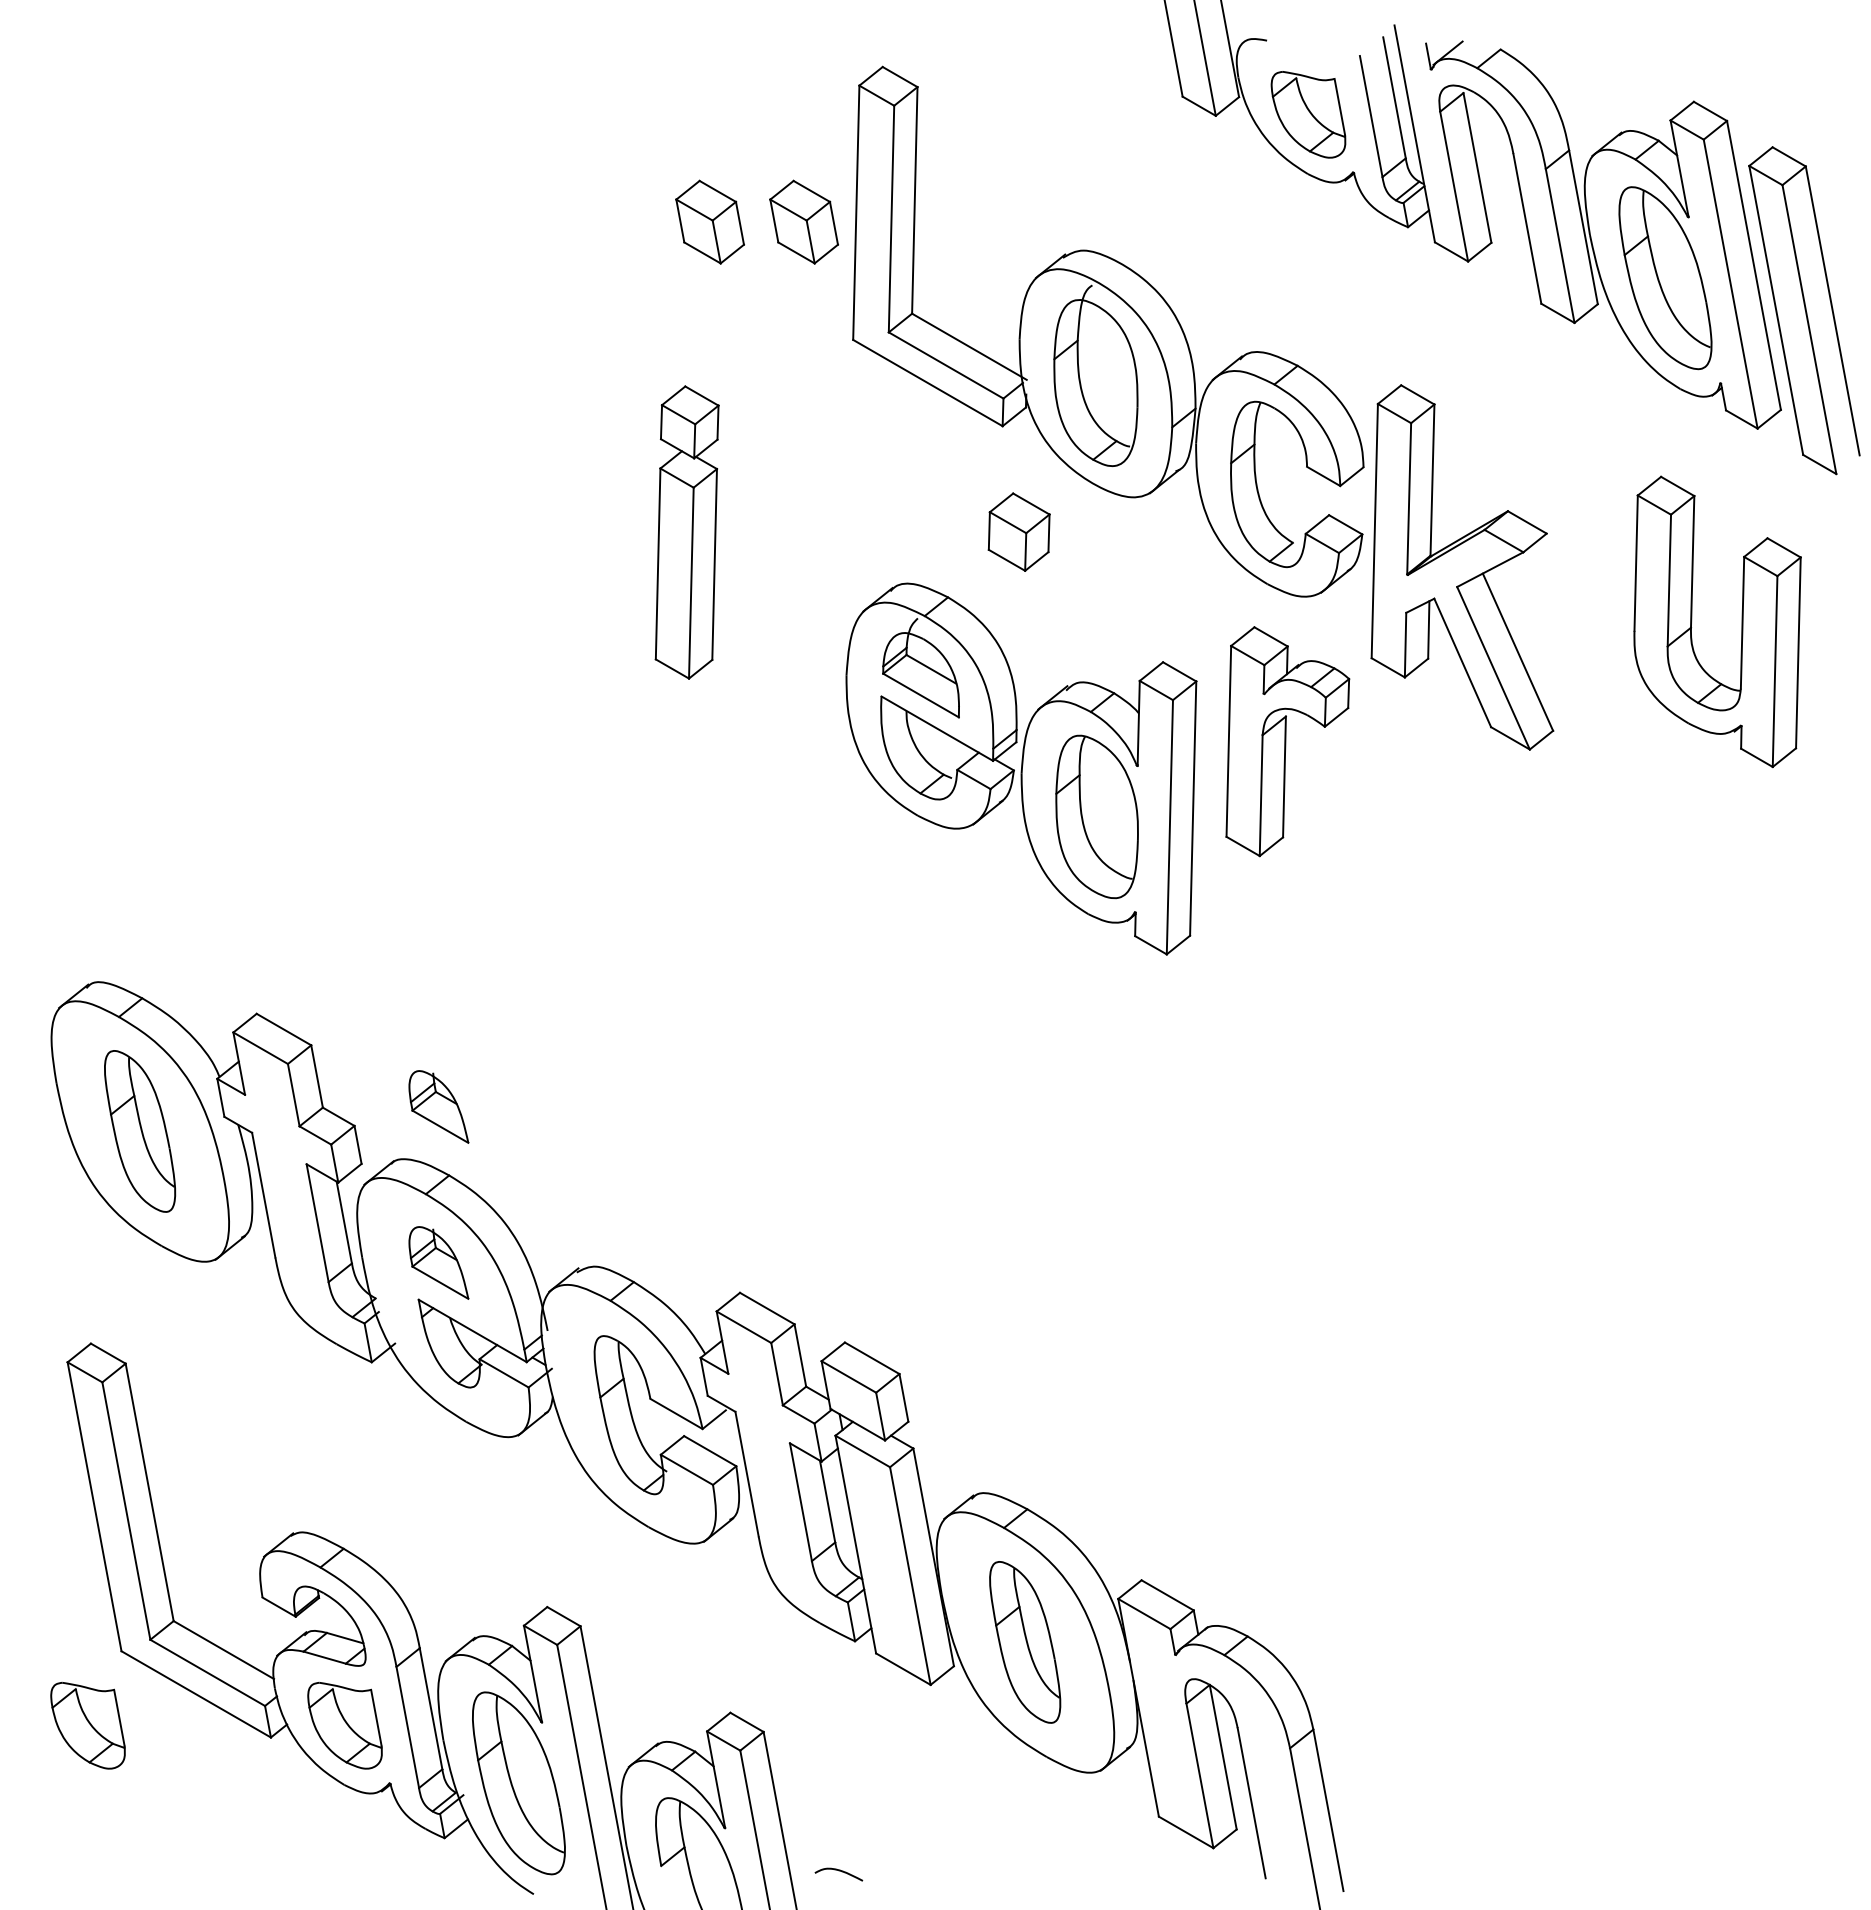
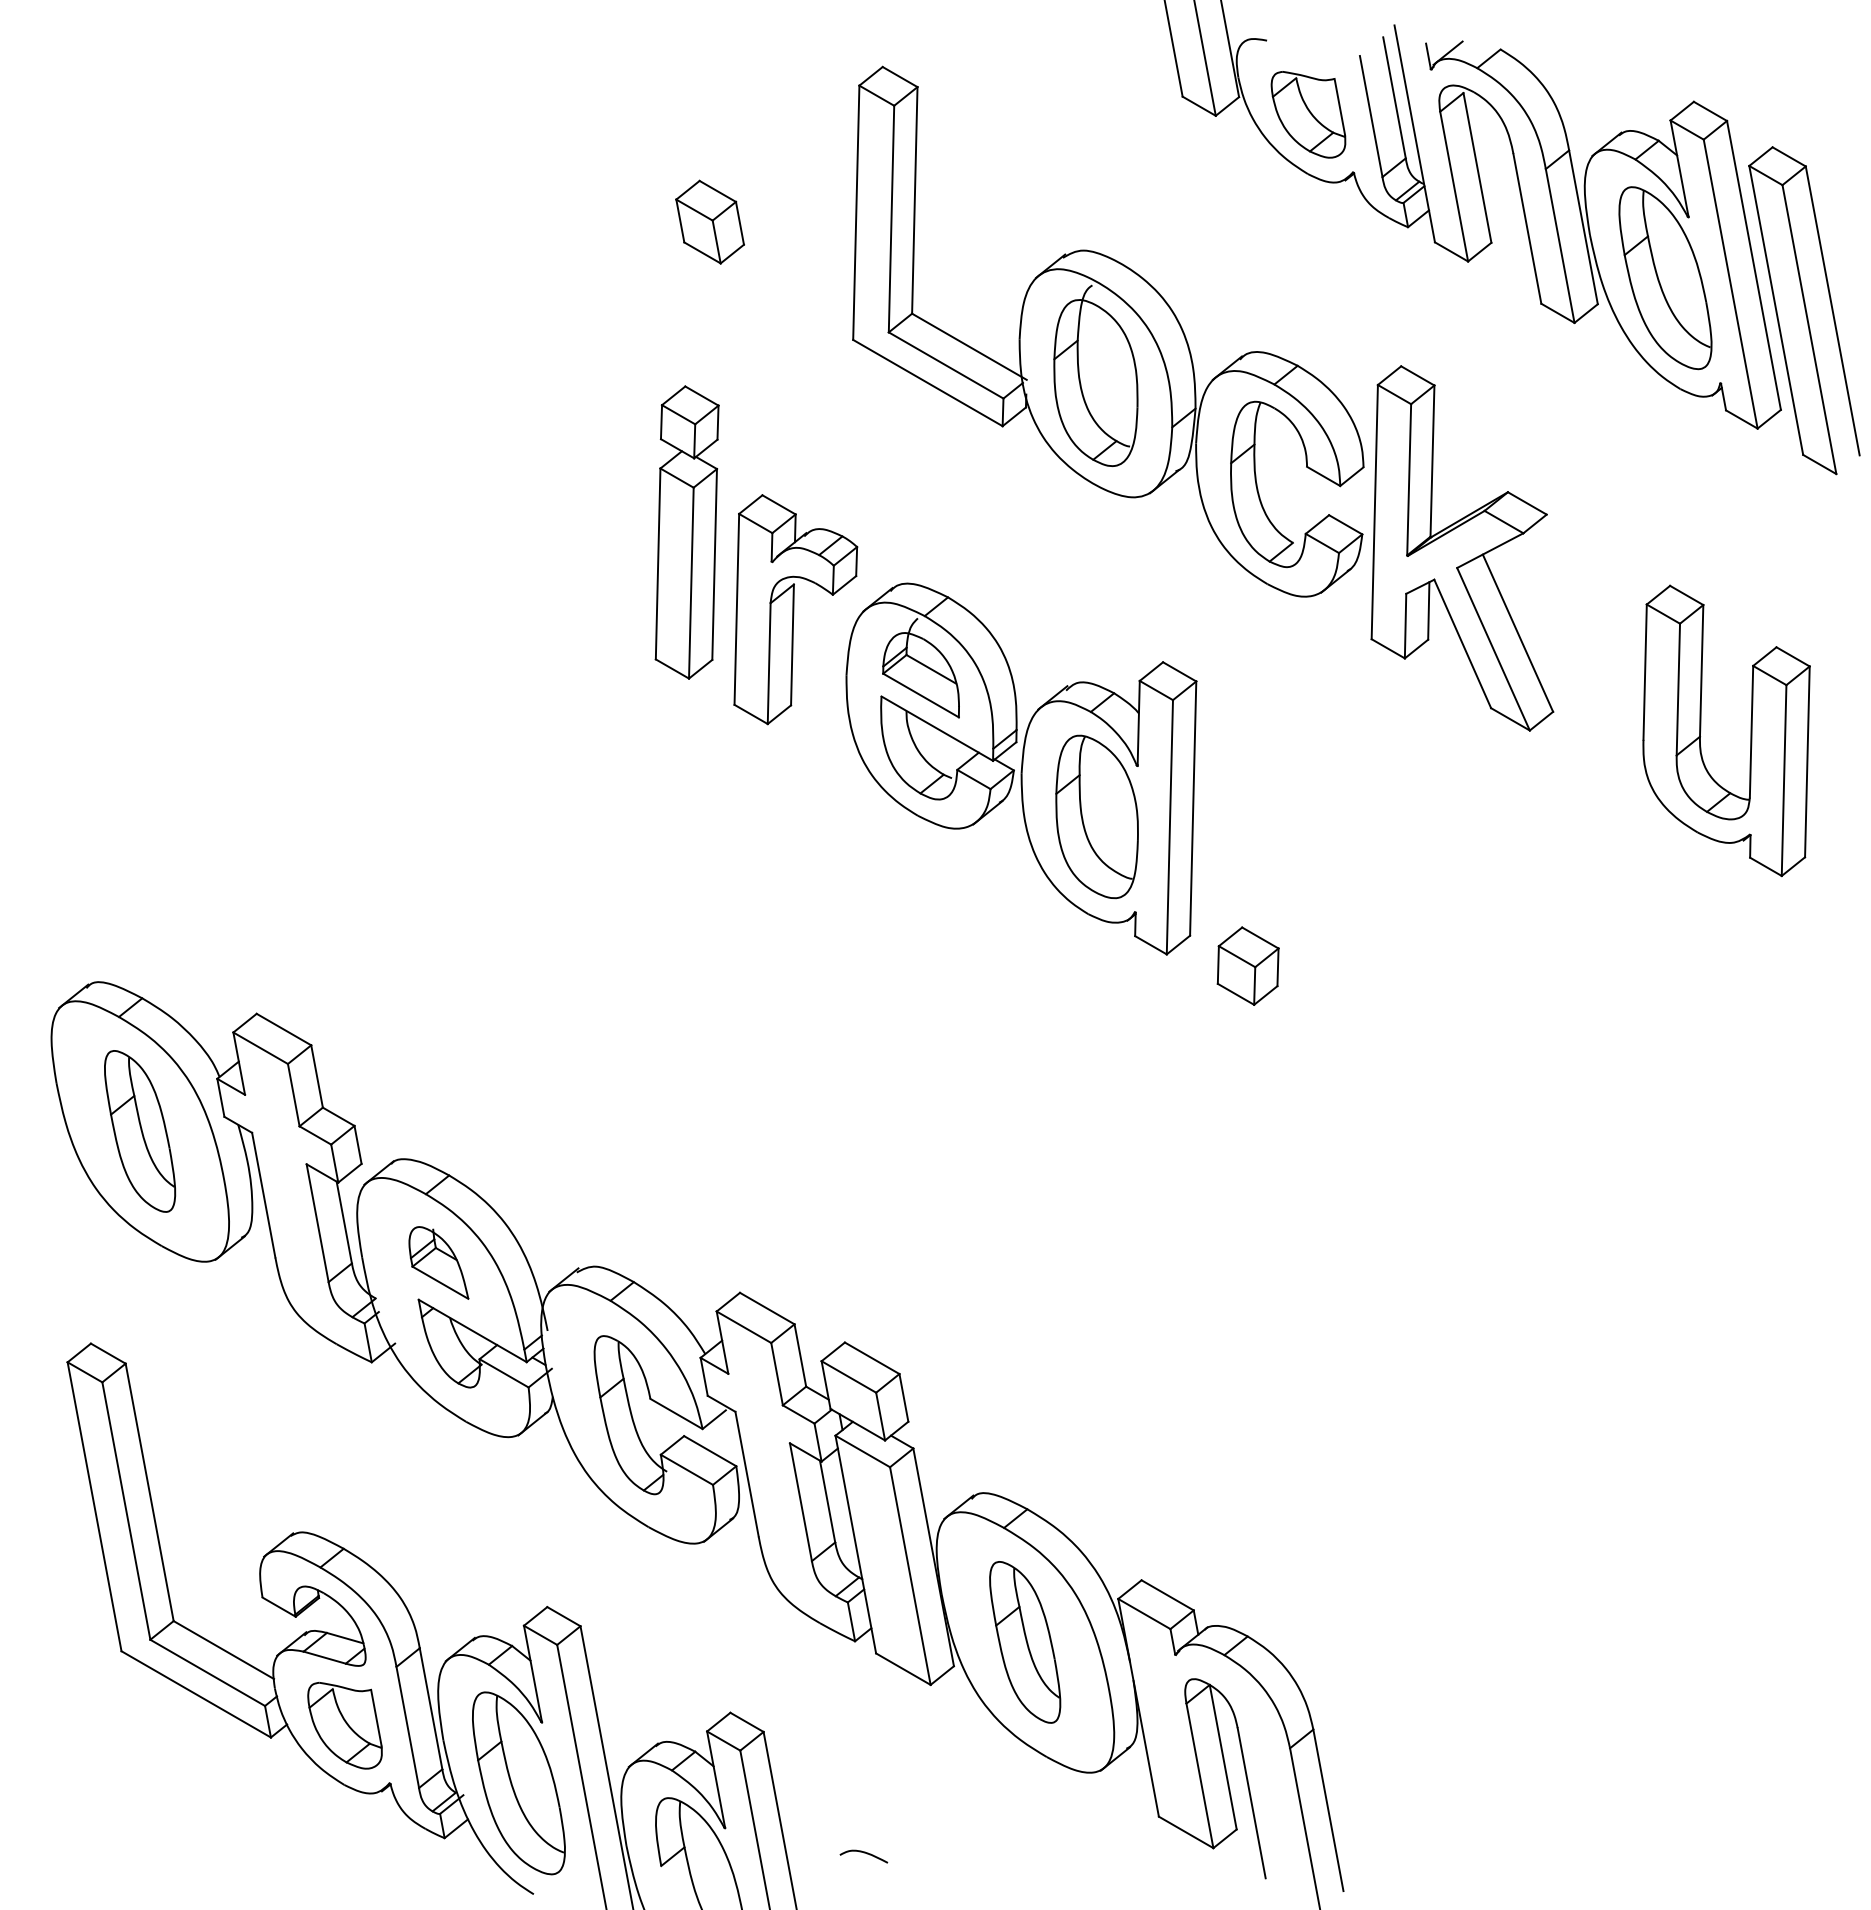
part: present -> none (803, 221)
part position: (1018, 531) -> (1247, 965) (1247, 965)
part position: (1462, 567) -> (1462, 548) (1462, 548)
part position: (1741, 621) -> (1750, 730) (1750, 730)
part position: (1287, 741) -> (795, 609) (795, 609)
part: present -> none (438, 1106)
part: present -> none (87, 1725)
curve position: (838, 1871) -> (863, 1853) (863, 1853)
